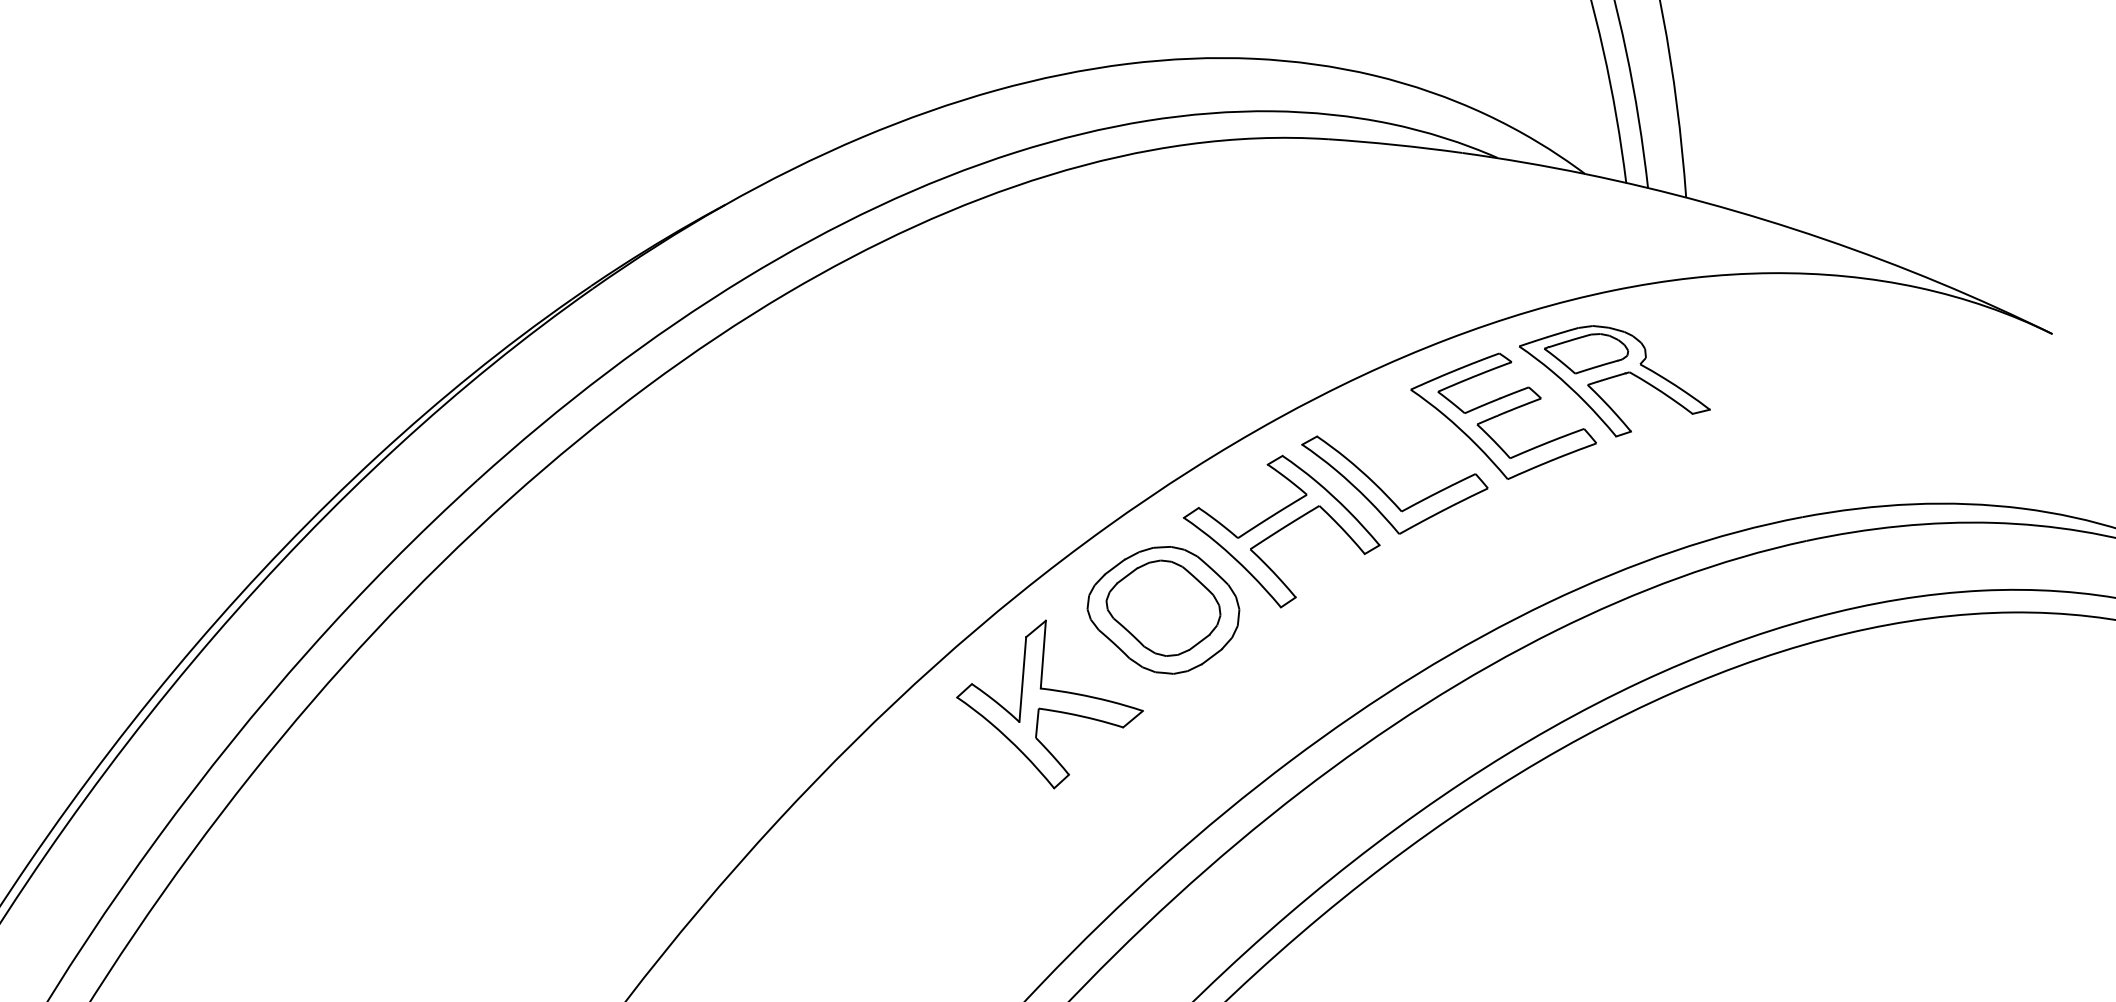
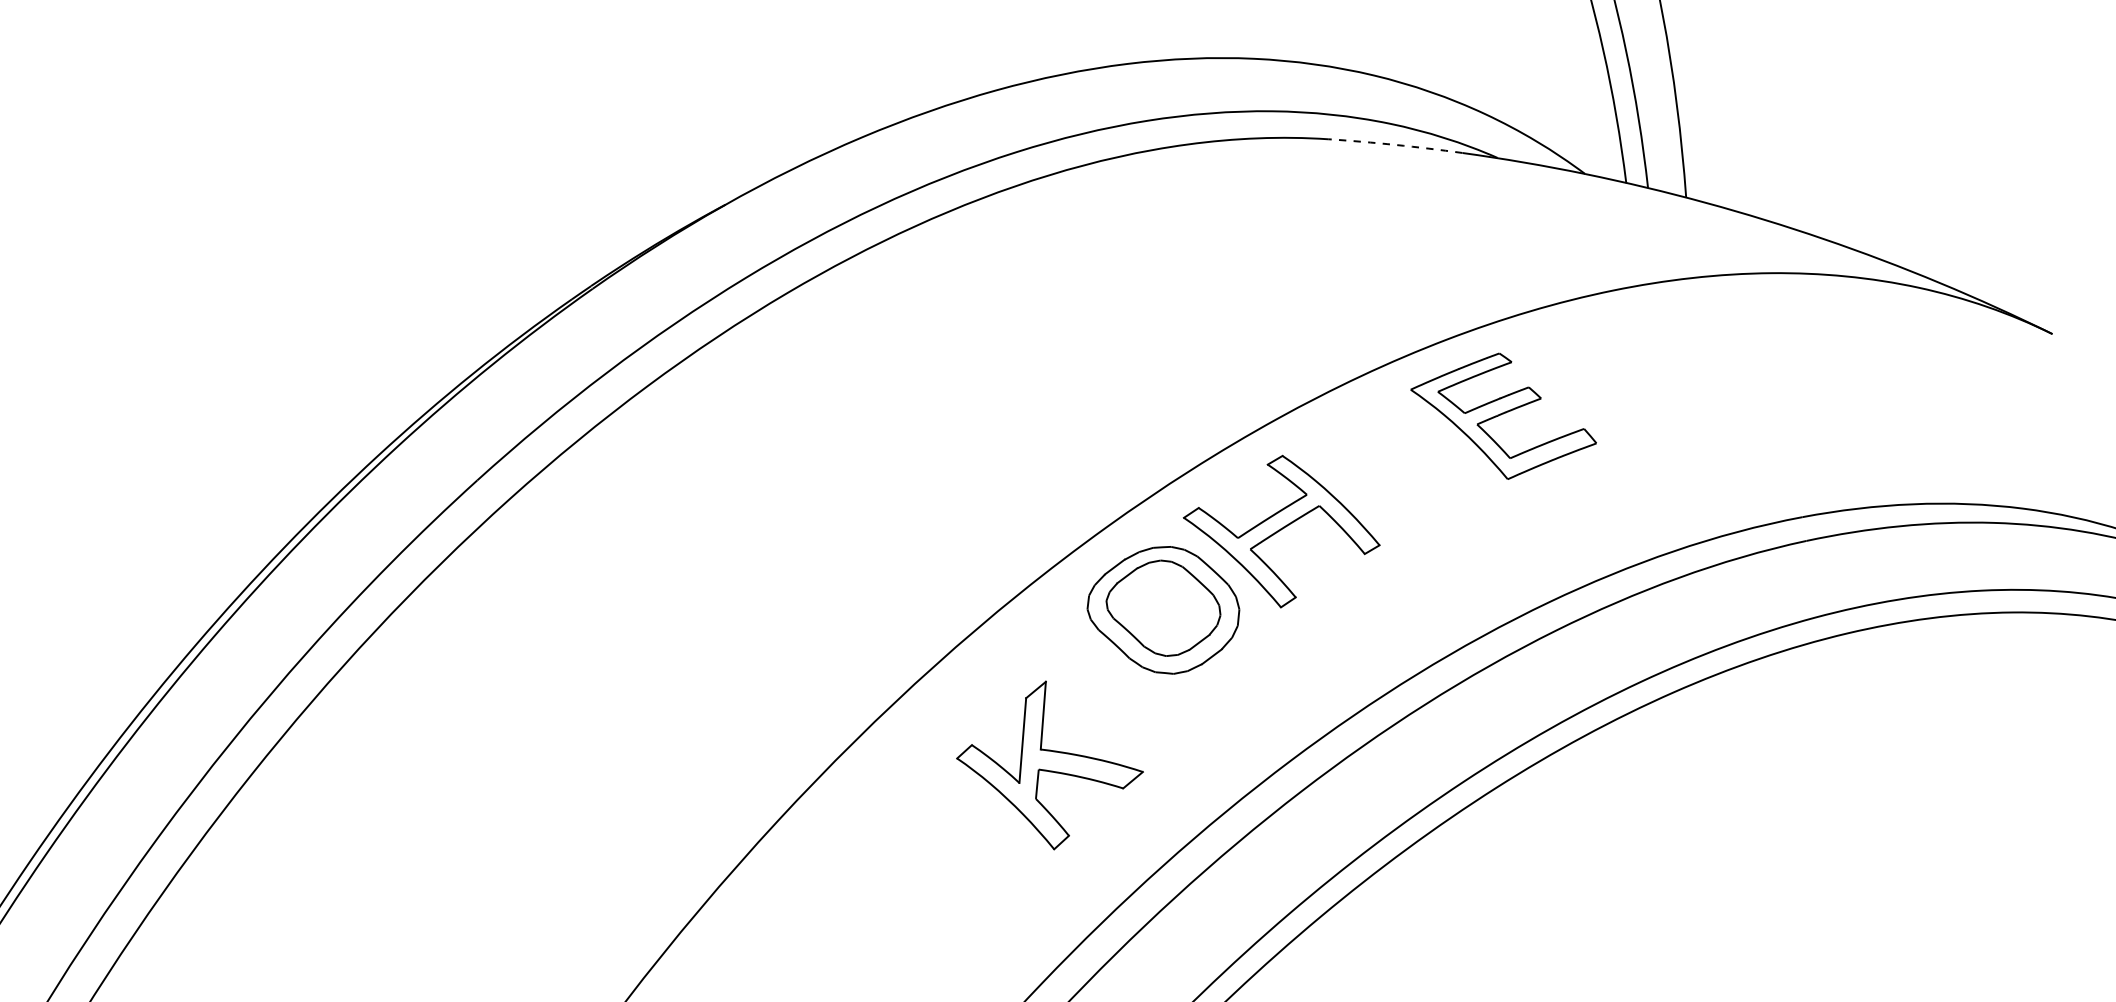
arc: solid -> dashed (1395, 144)
part: present -> none (1614, 381)
part: present -> none (1385, 492)
part position: (1049, 704) -> (1049, 765) (1049, 765)
